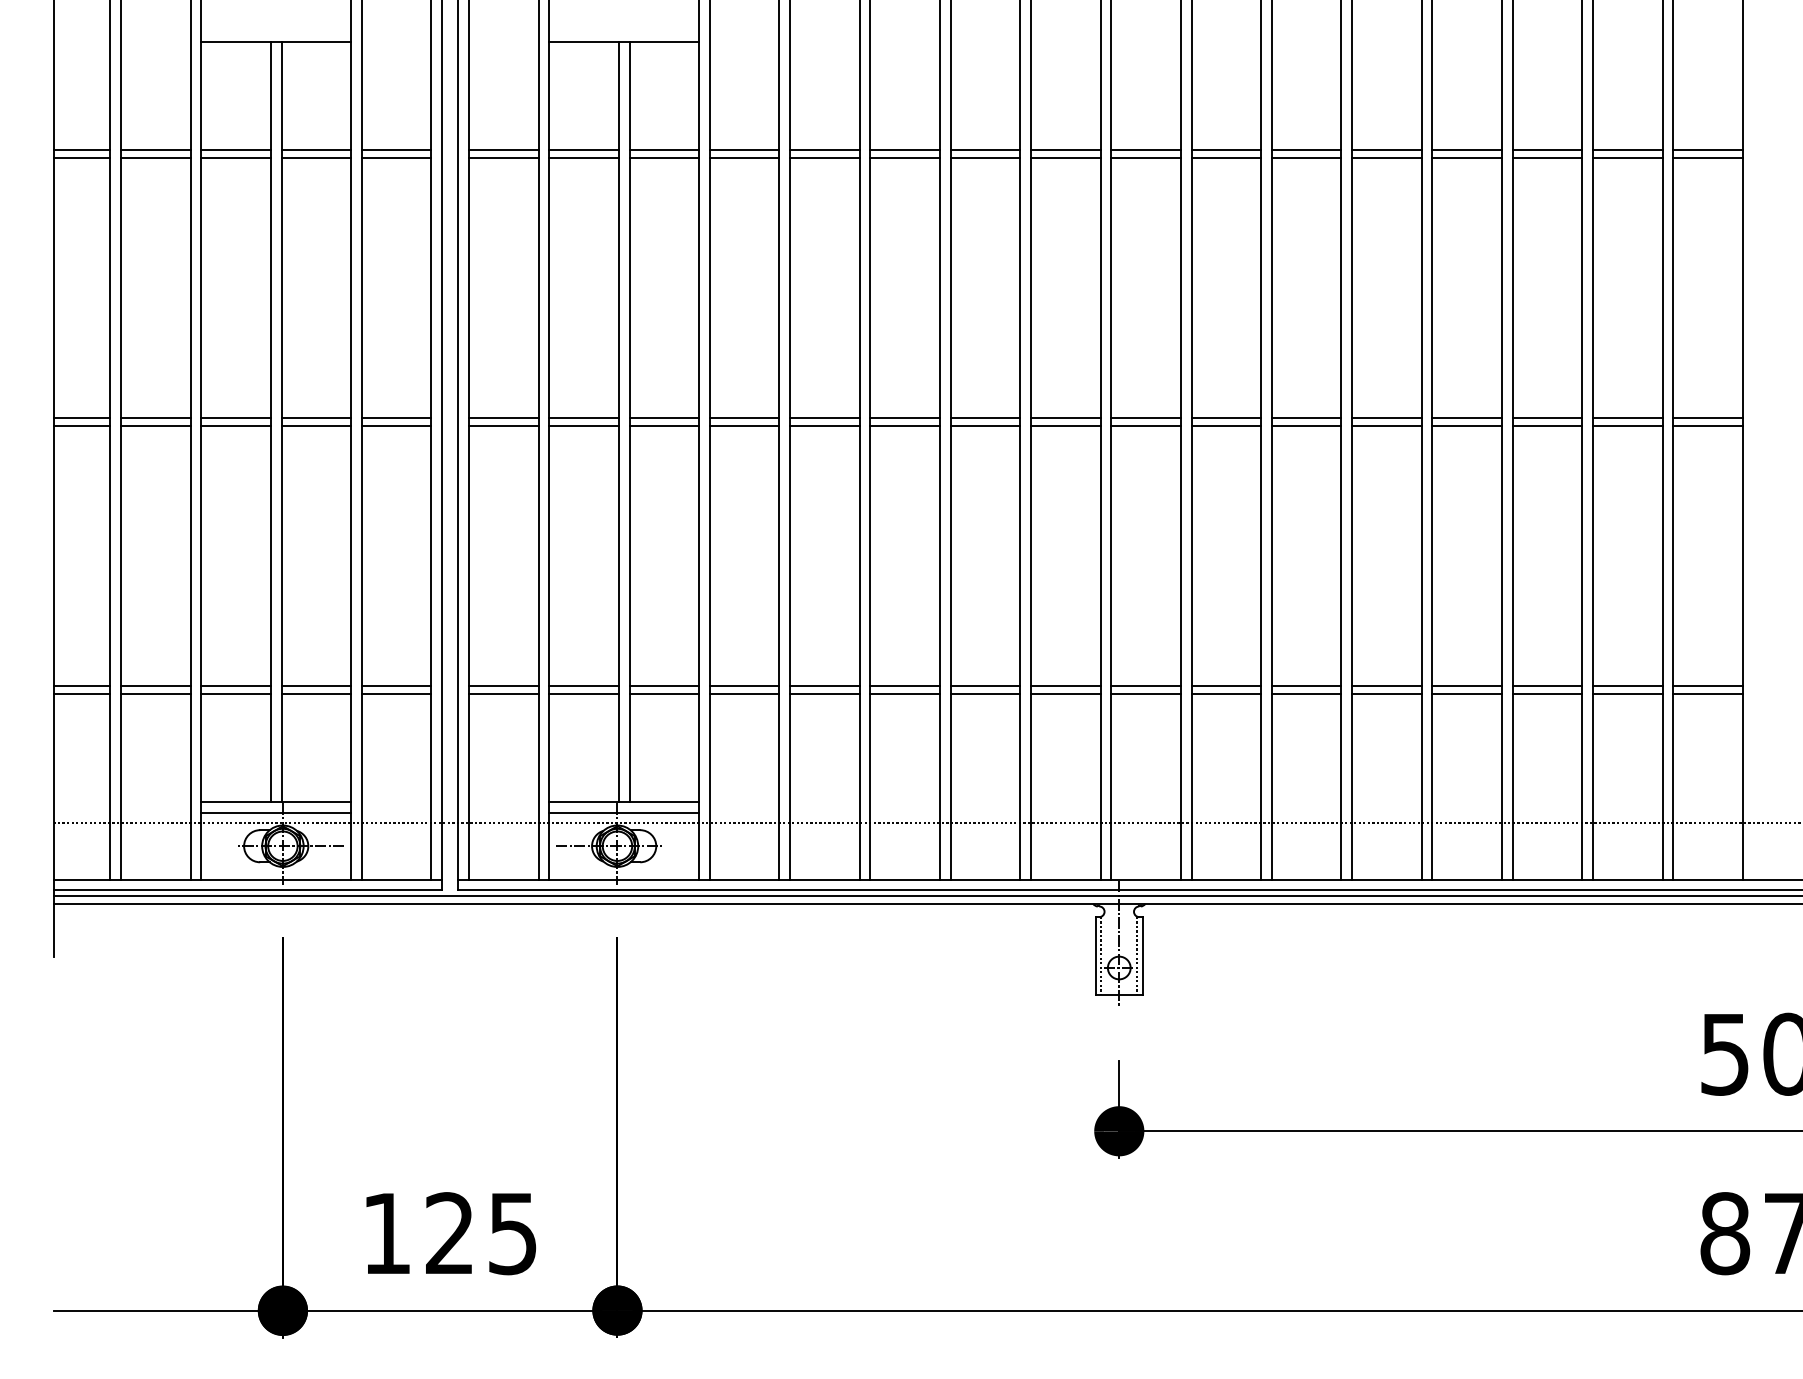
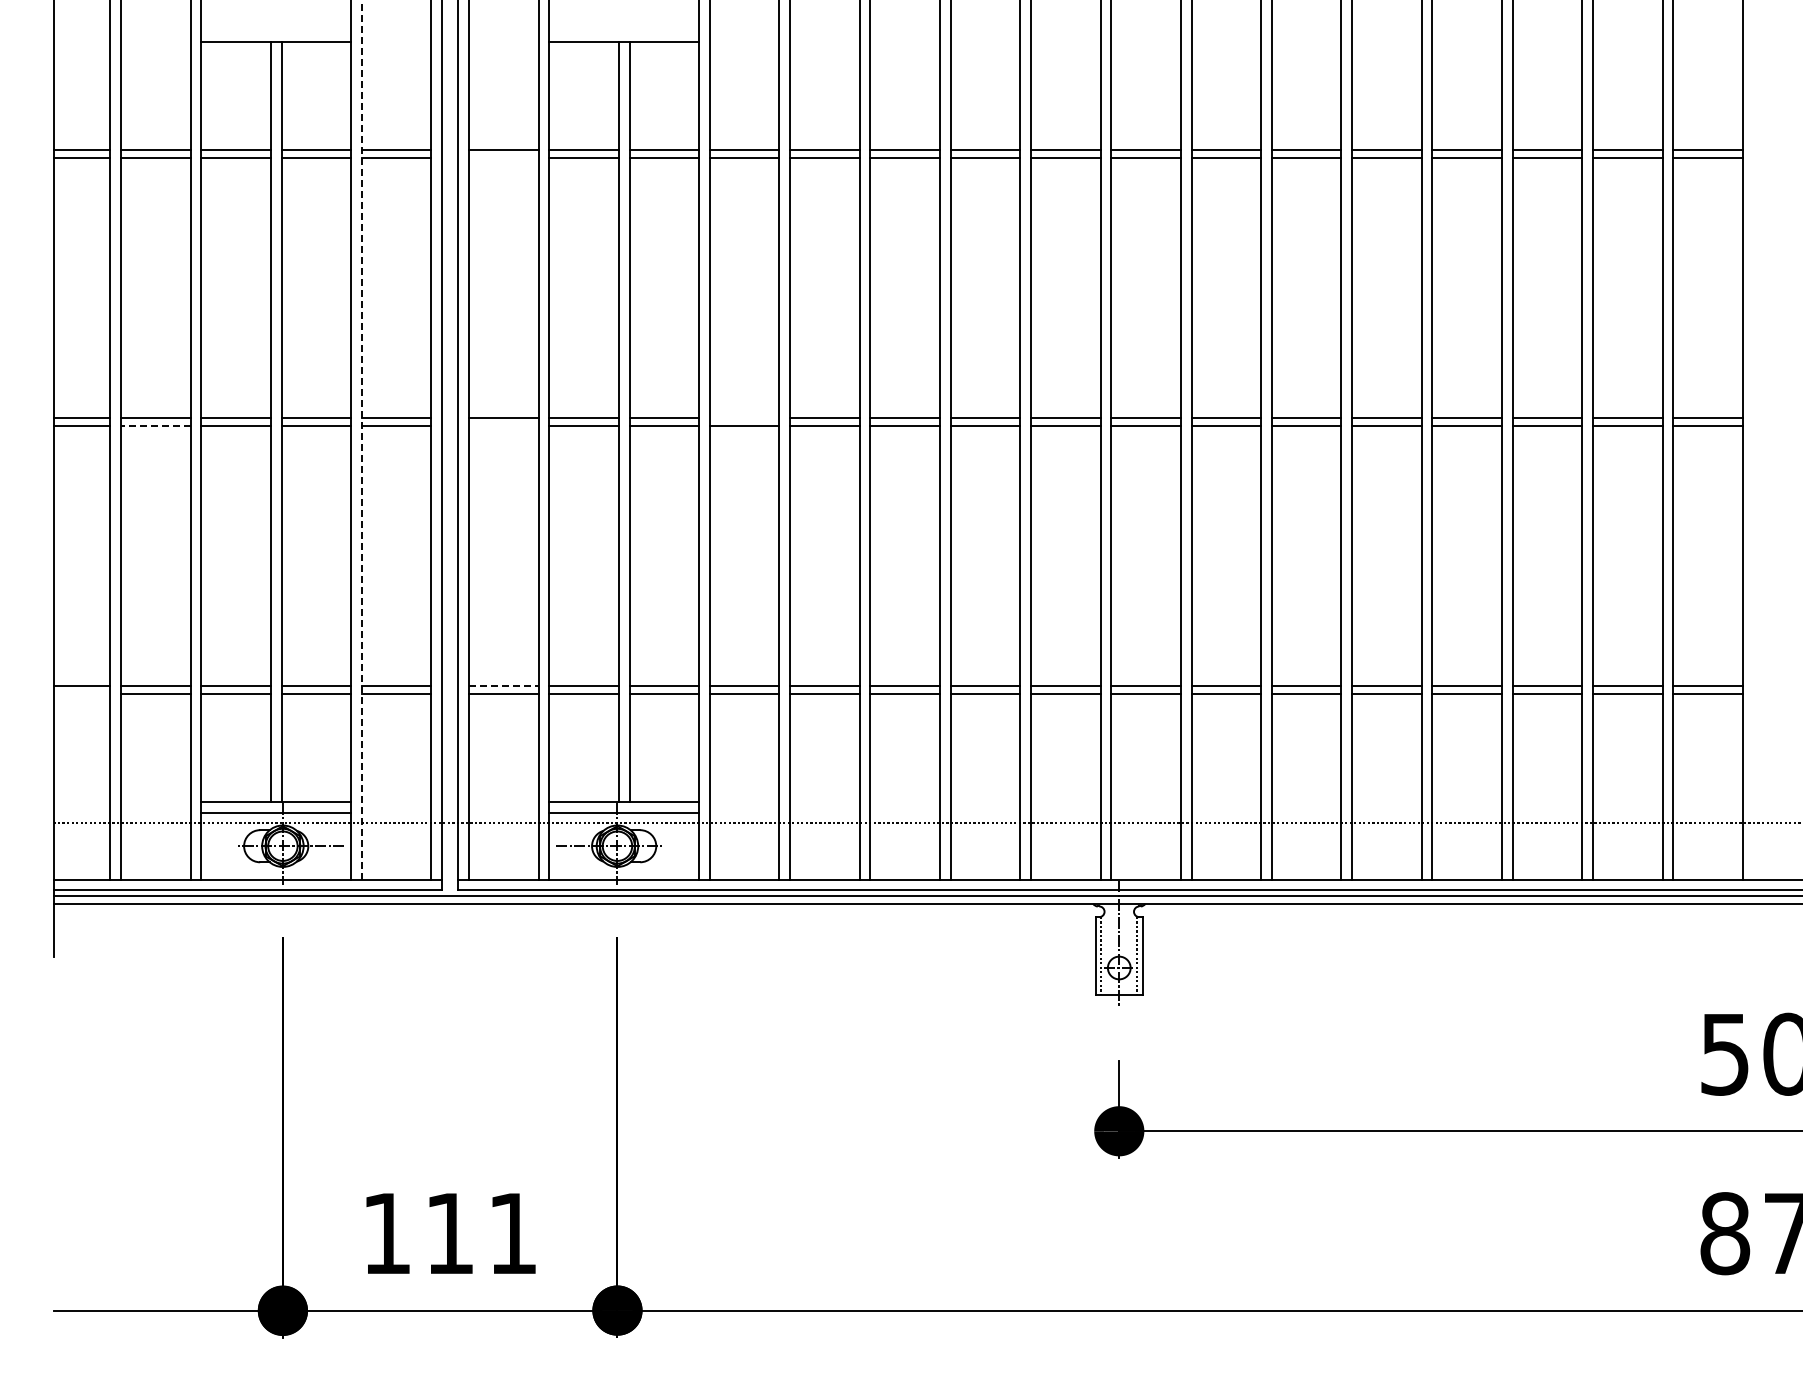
line: present -> none (503, 158)
line: present -> none (744, 418)
line: solid -> dashed (155, 426)
line: present -> none (503, 426)
line: solid -> dashed (361, 440)
line: solid -> dashed (503, 685)
line: present -> none (82, 693)
text: 125 -> 111 (481, 1233)
